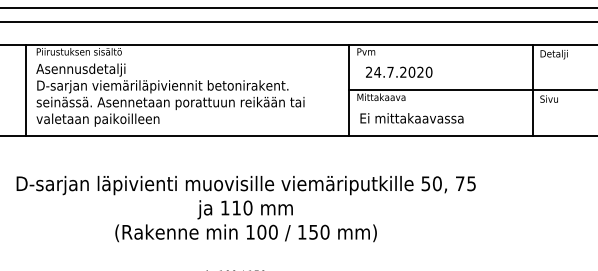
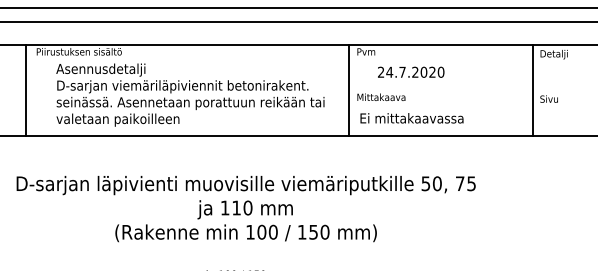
text position: (399, 71) -> (411, 71) (411, 71)
line: present -> none (471, 90)
text position: (170, 94) -> (190, 94) (190, 94)
